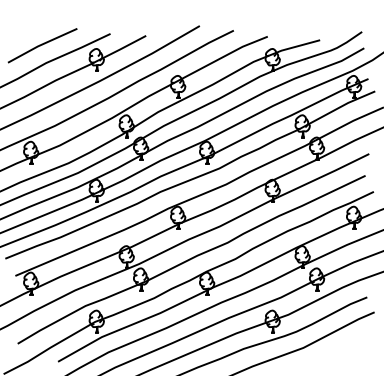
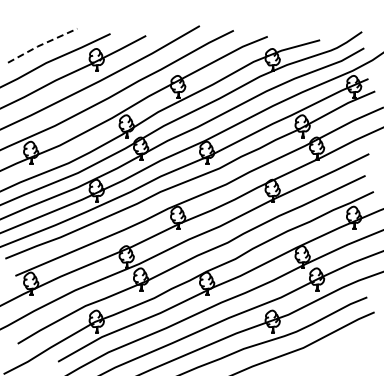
line: solid -> dashed (41, 44)
